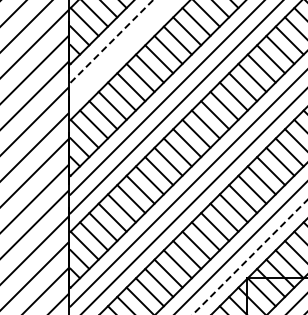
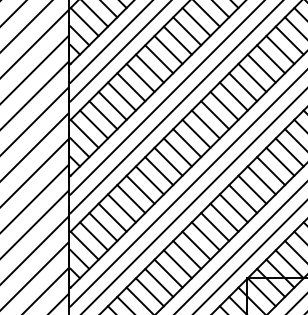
line: dashed -> solid (112, 41)
line: none -> present (119, 51)
line: dashed -> solid (250, 257)
